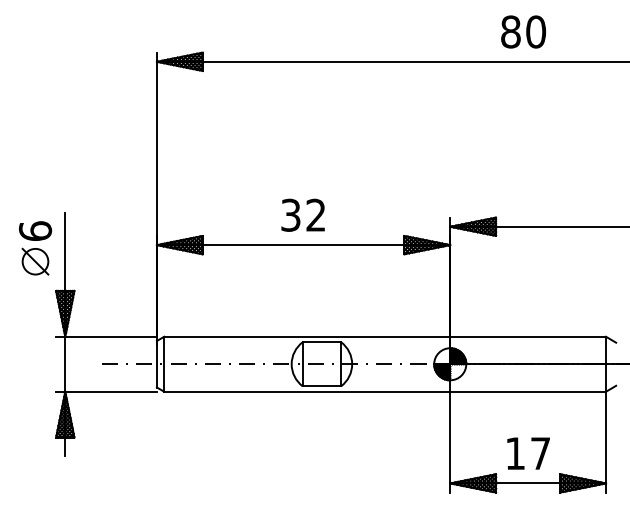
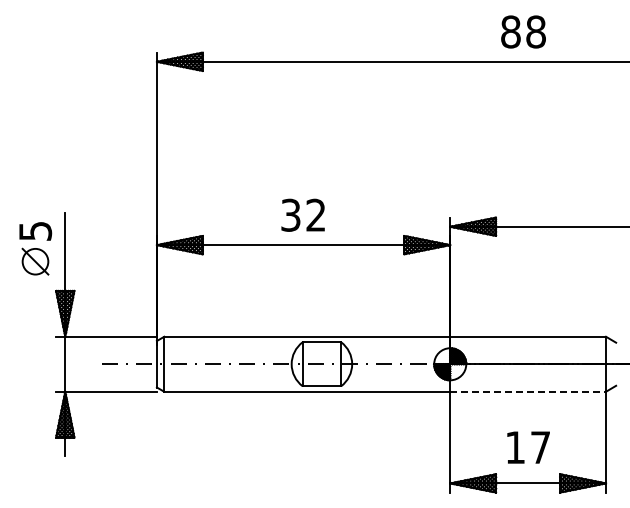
text: 80 -> 88 (536, 31)
text: 6 -> 5 (35, 230)
line: solid -> dashed (528, 391)
text position: (528, 453) -> (528, 447) (528, 447)
